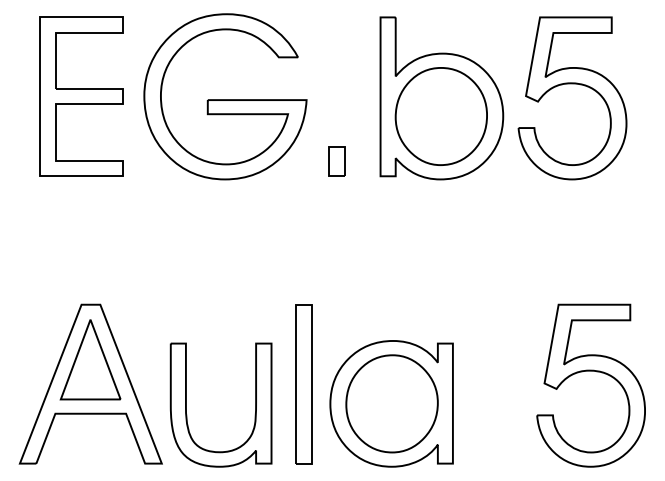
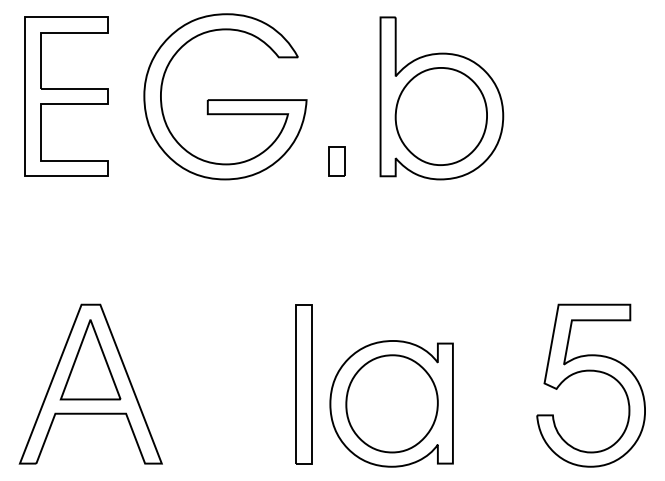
part: present -> none (572, 84)
part position: (81, 96) -> (66, 96) (66, 96)
part: present -> none (186, 404)
